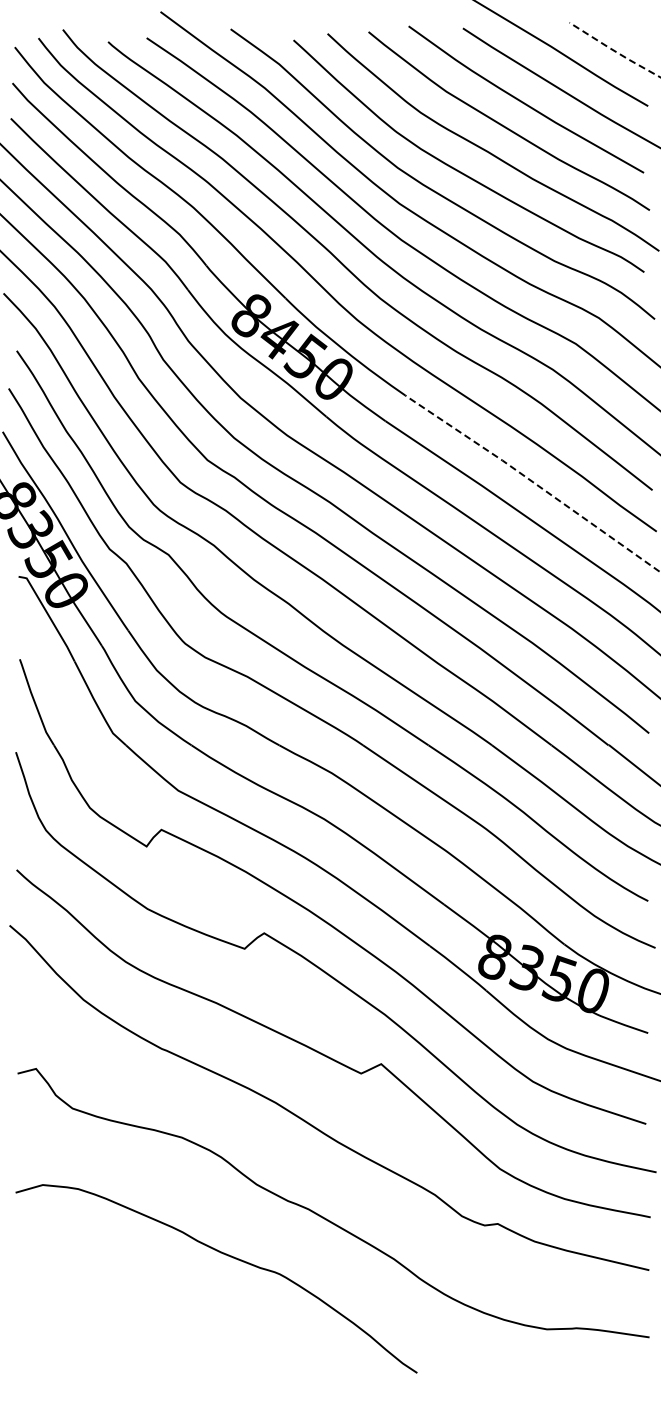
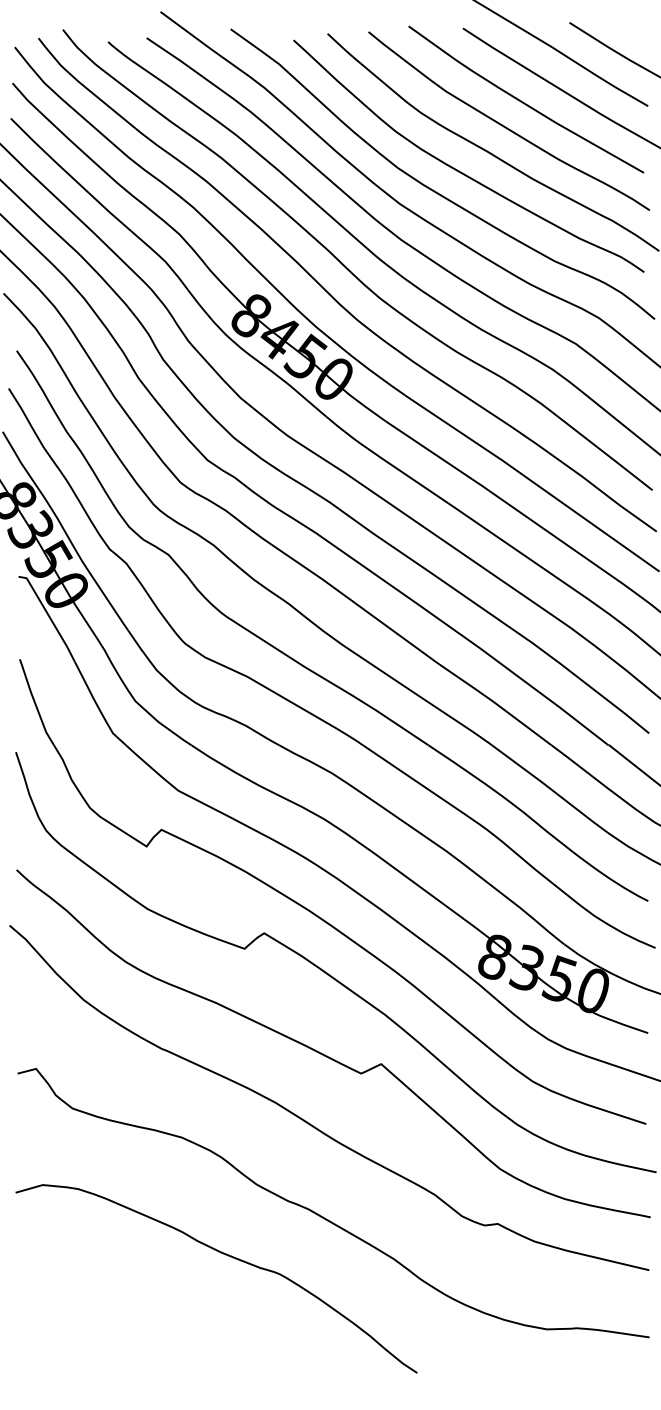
line: dashed -> solid (614, 50)
line: dashed -> solid (531, 481)
